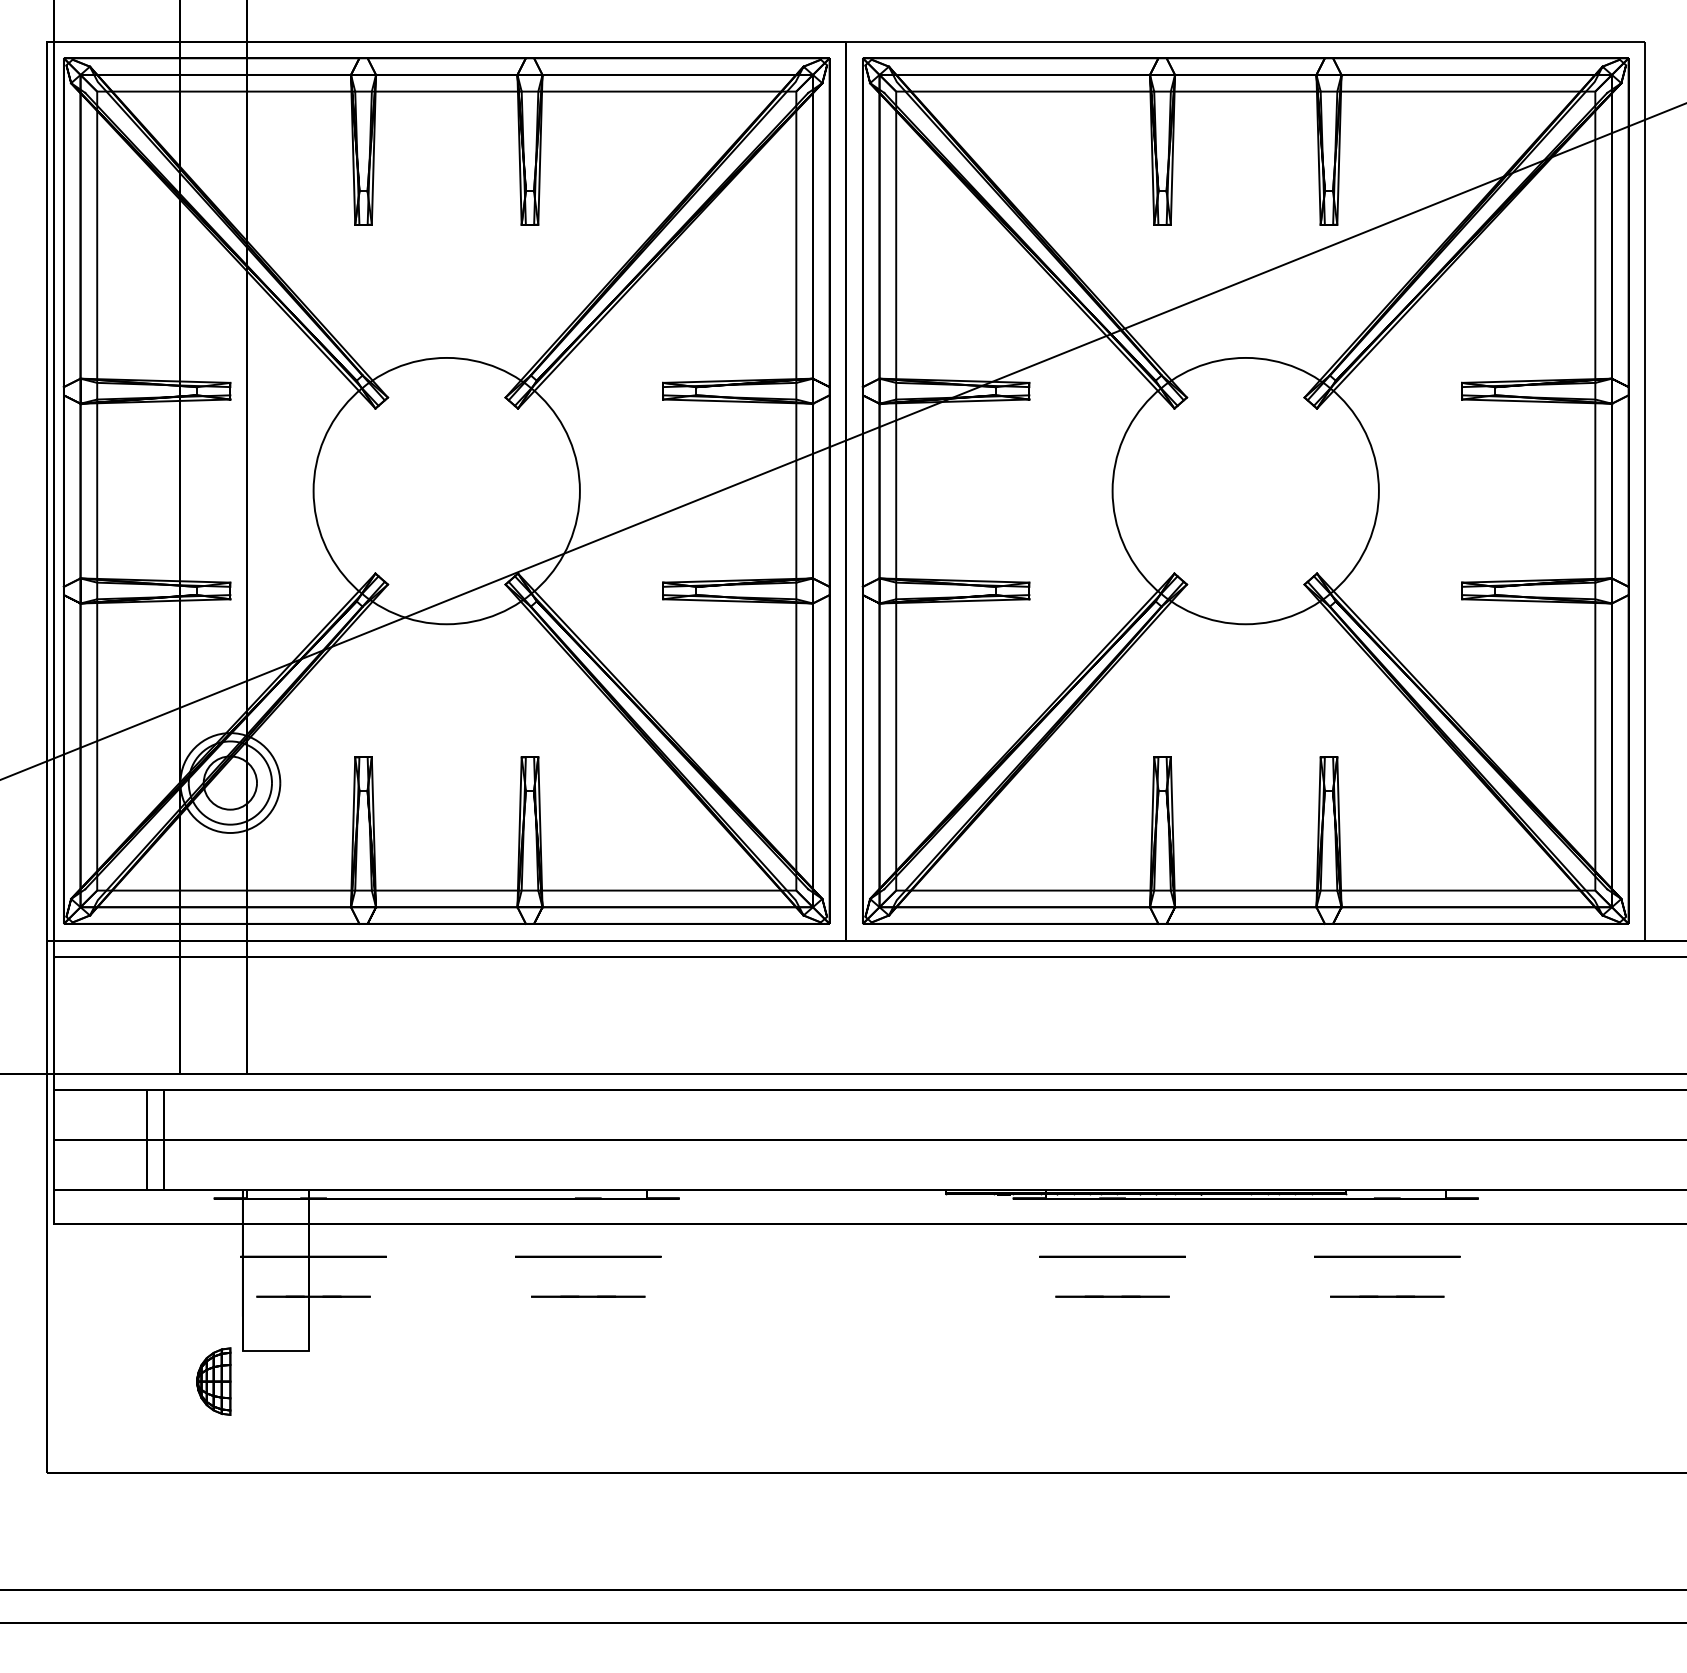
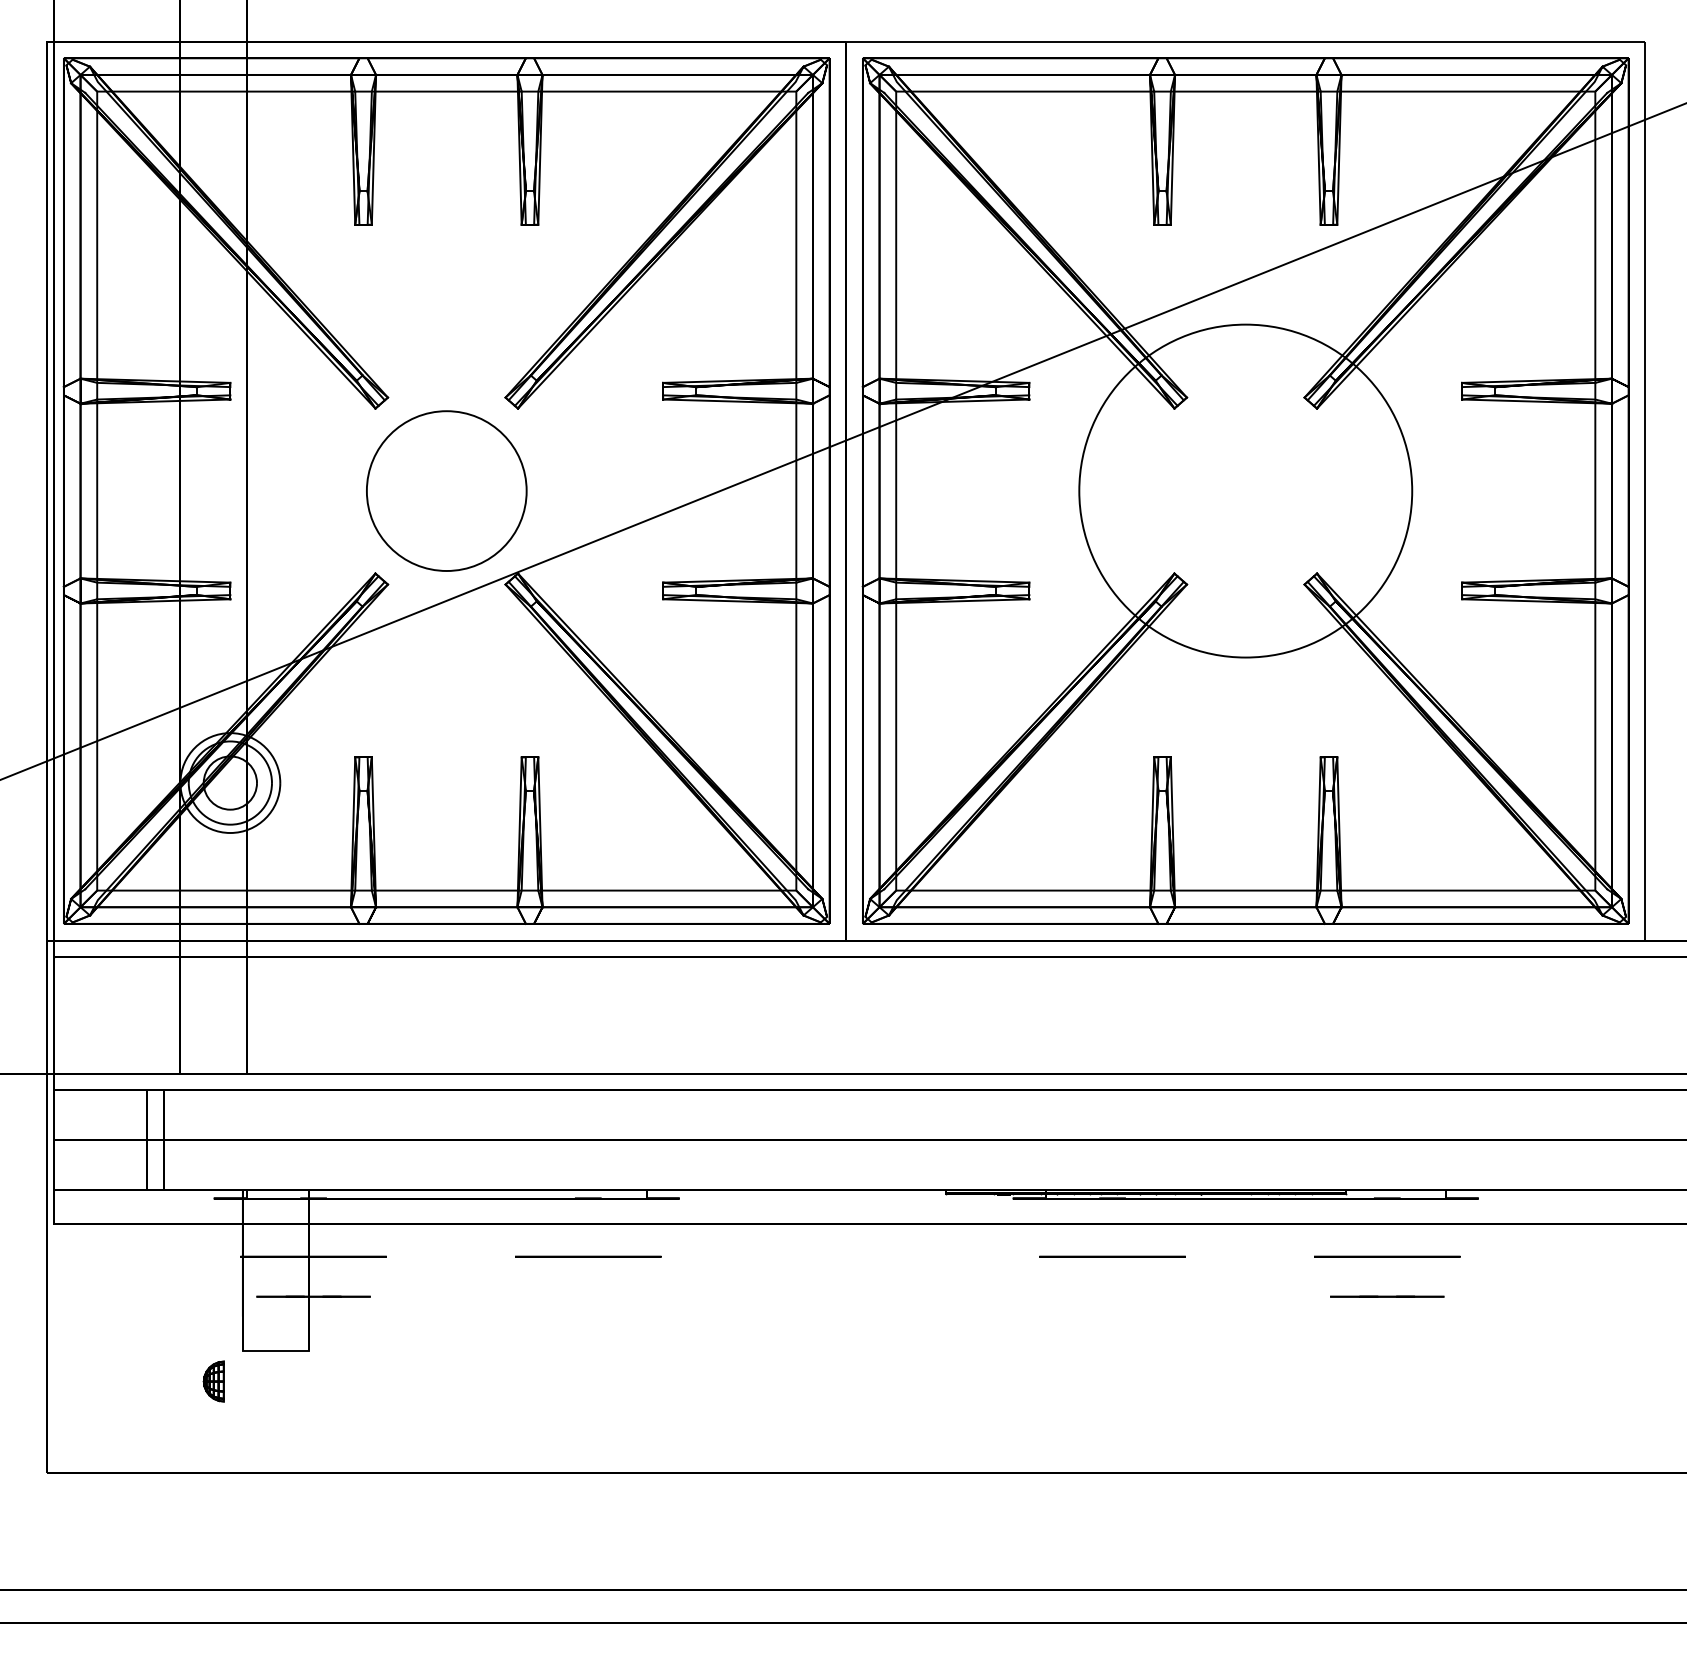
circle diameter: 266 px -> 160 px (446, 490)
circle diameter: 266 px -> 333 px (1245, 490)
line: present -> none (588, 1296)
line: present -> none (1112, 1296)
part size: 36x69 px -> 23x43 px (213, 1381)
